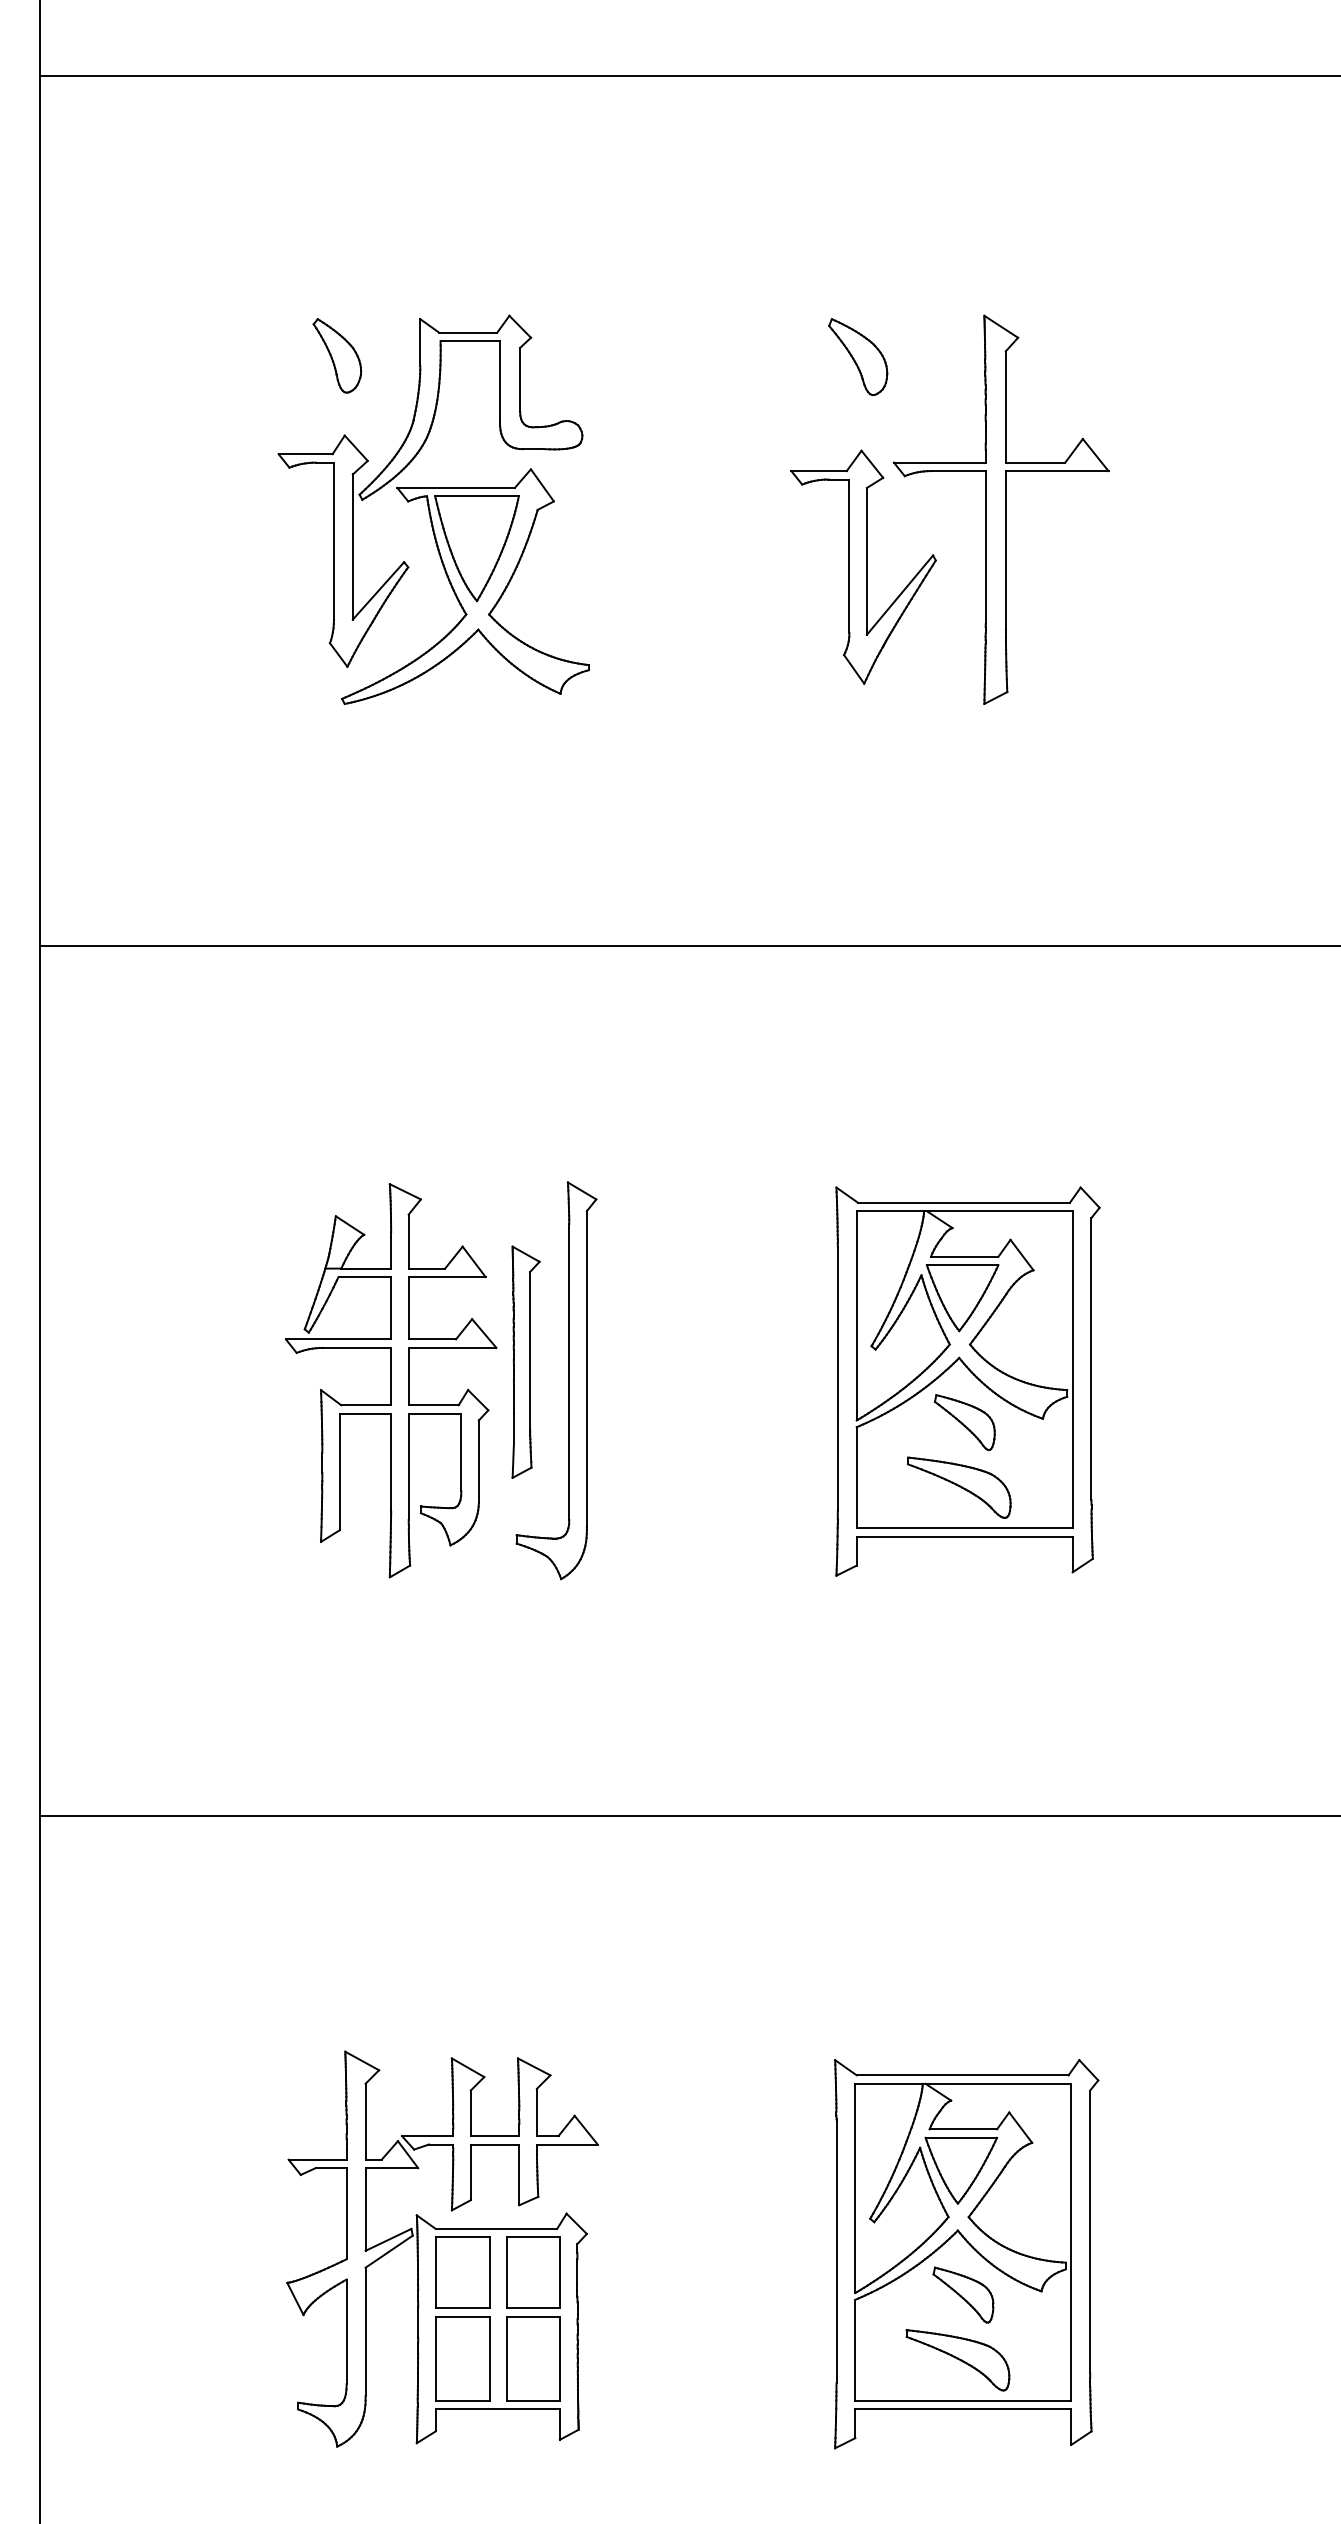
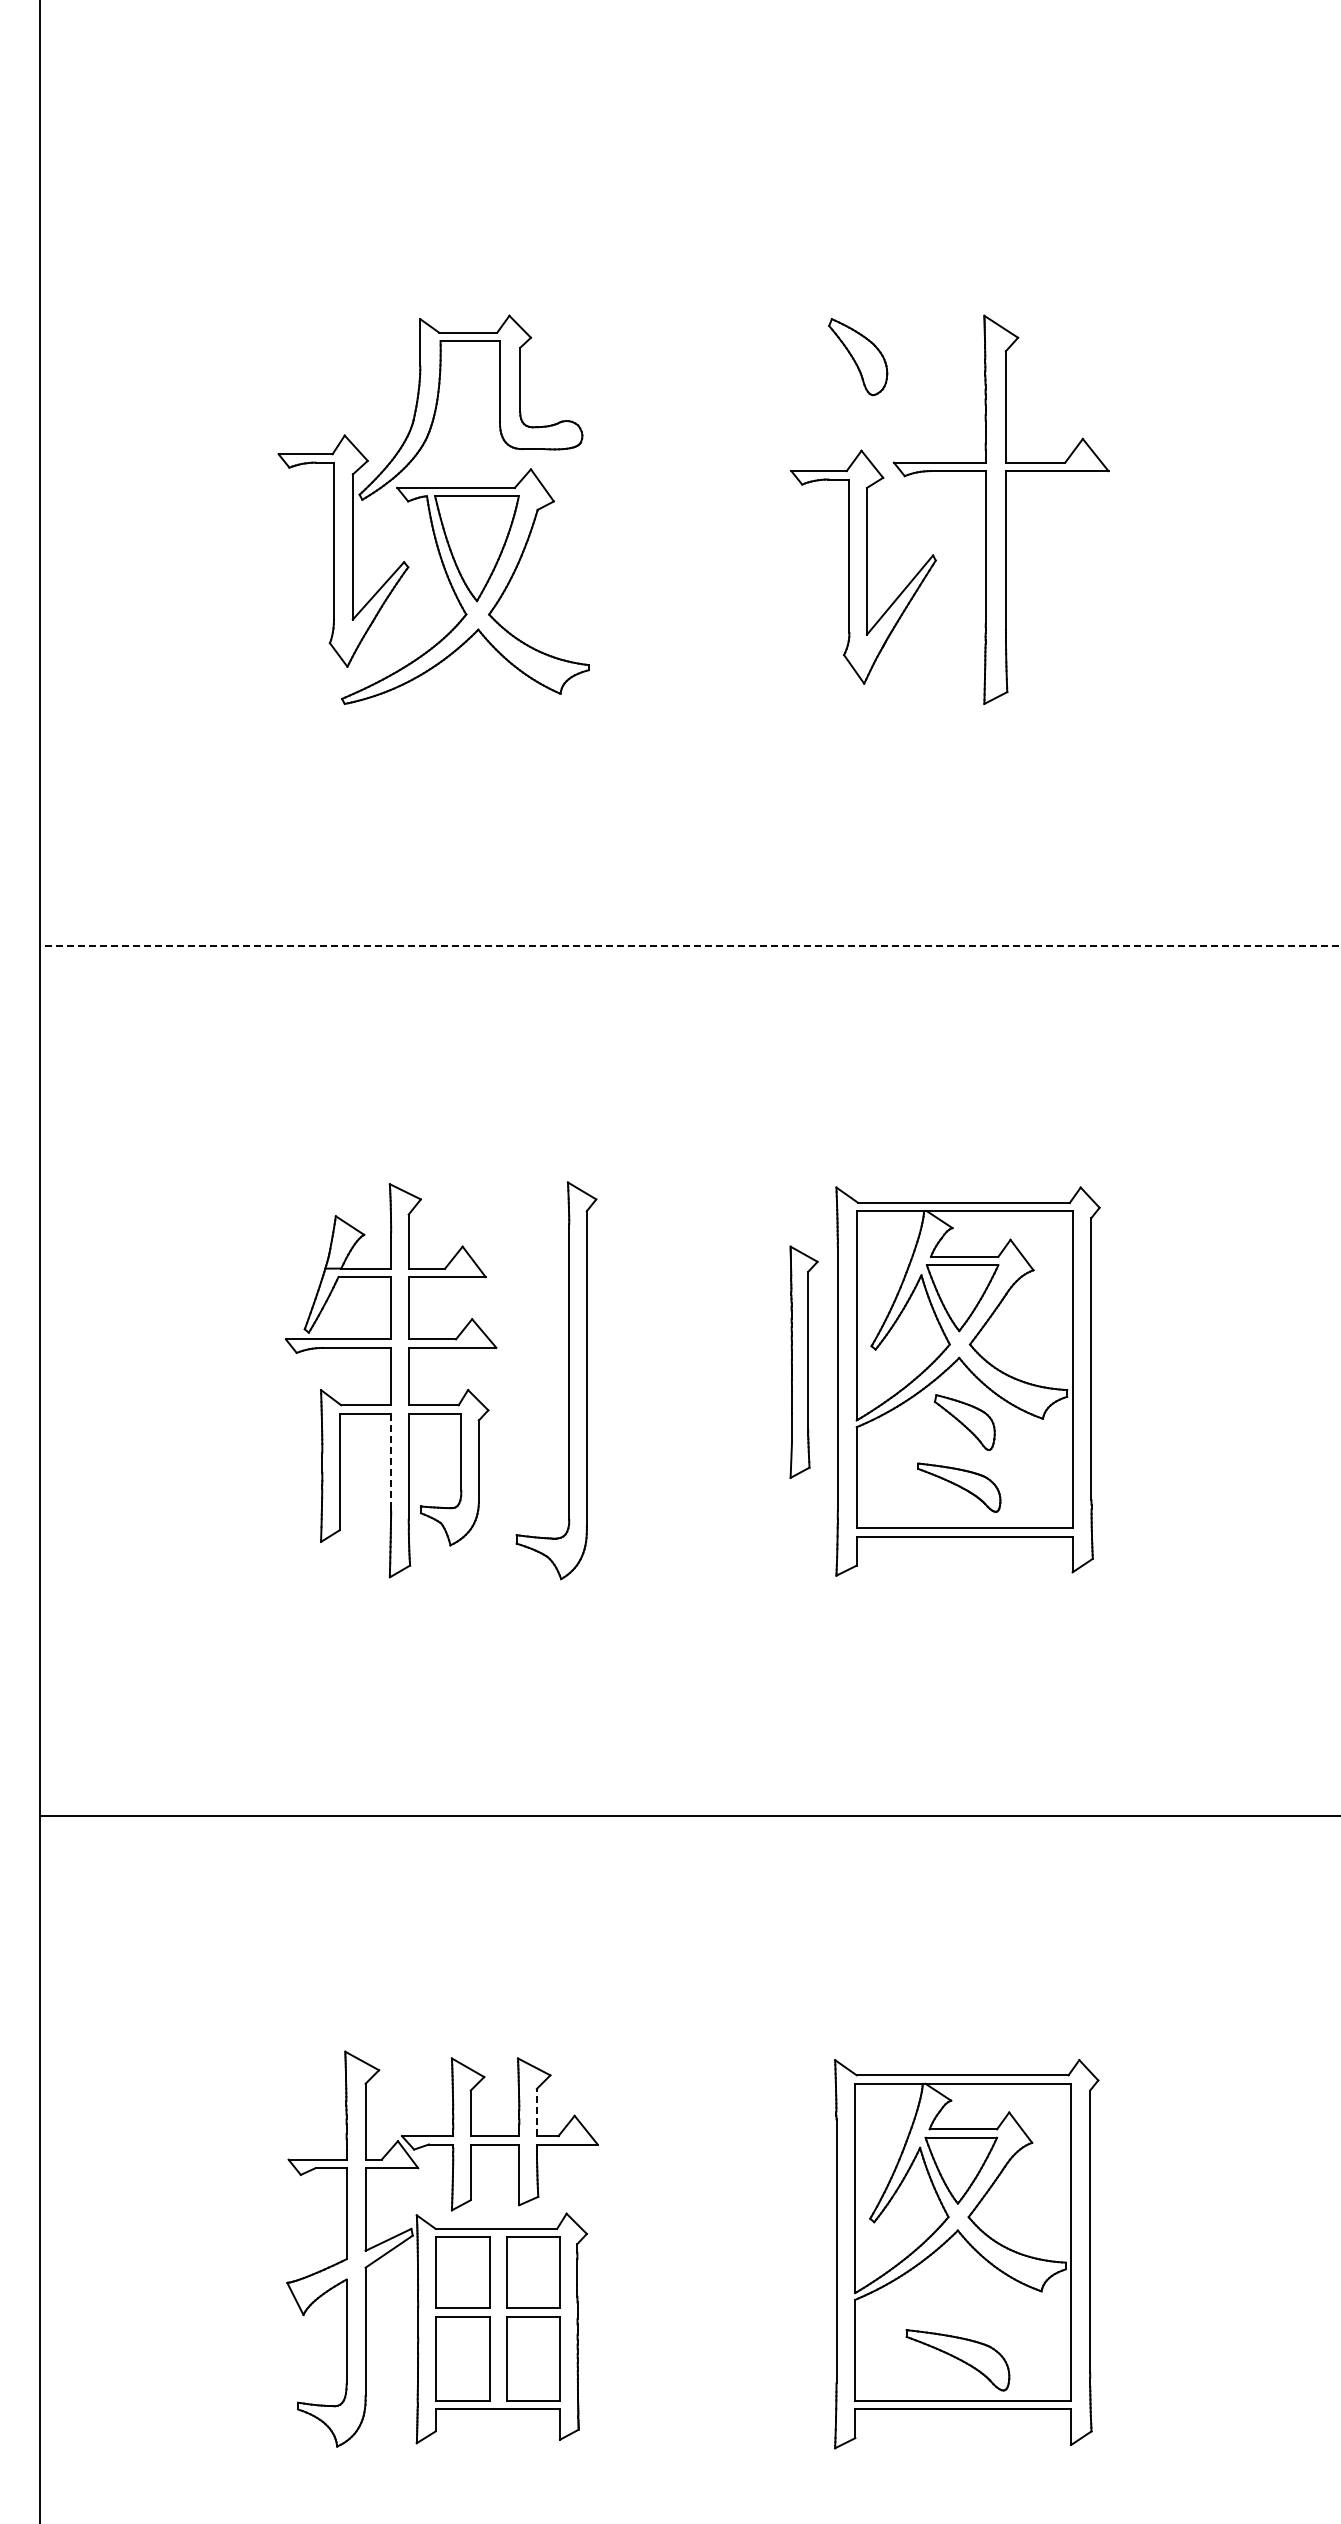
line: present -> none (688, 75)
part: present -> none (337, 355)
line: solid -> dashed (689, 945)
part position: (525, 1361) -> (803, 1361) (803, 1361)
line: solid -> dashed (391, 1461)
part size: 105x63 px -> 85x51 px (959, 1487)
line: solid -> dashed (536, 2112)
part: present -> none (963, 2294)
